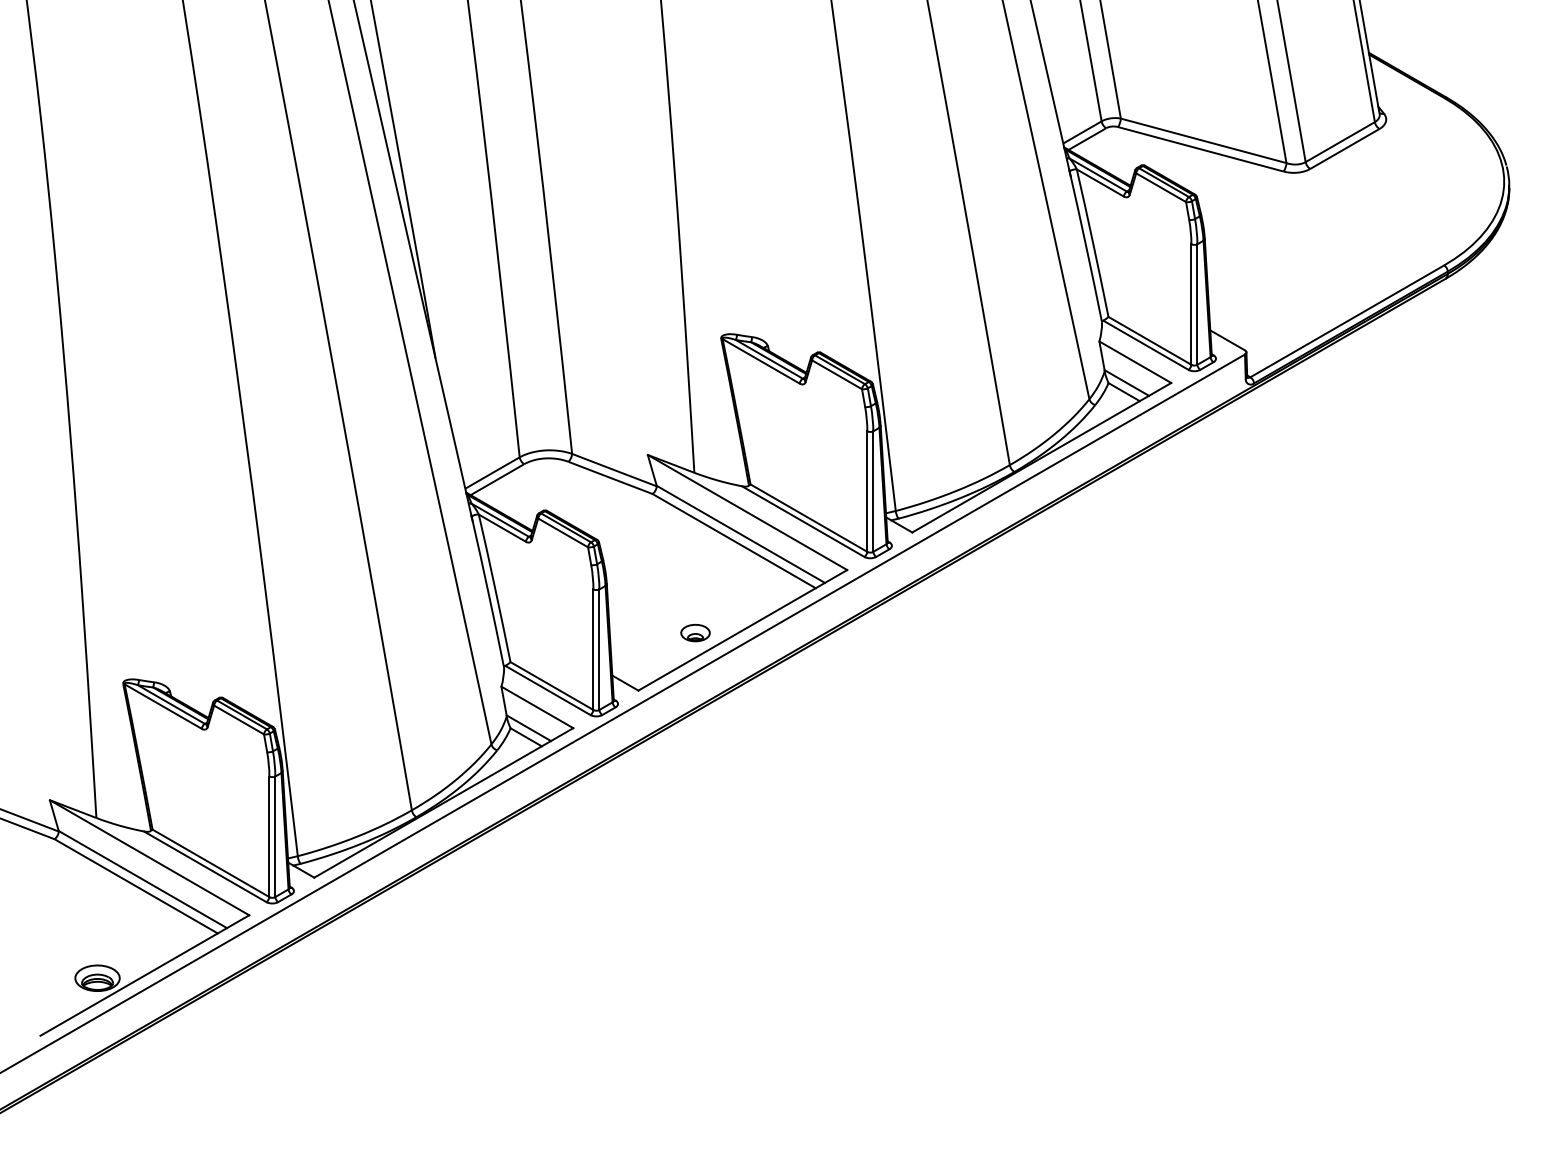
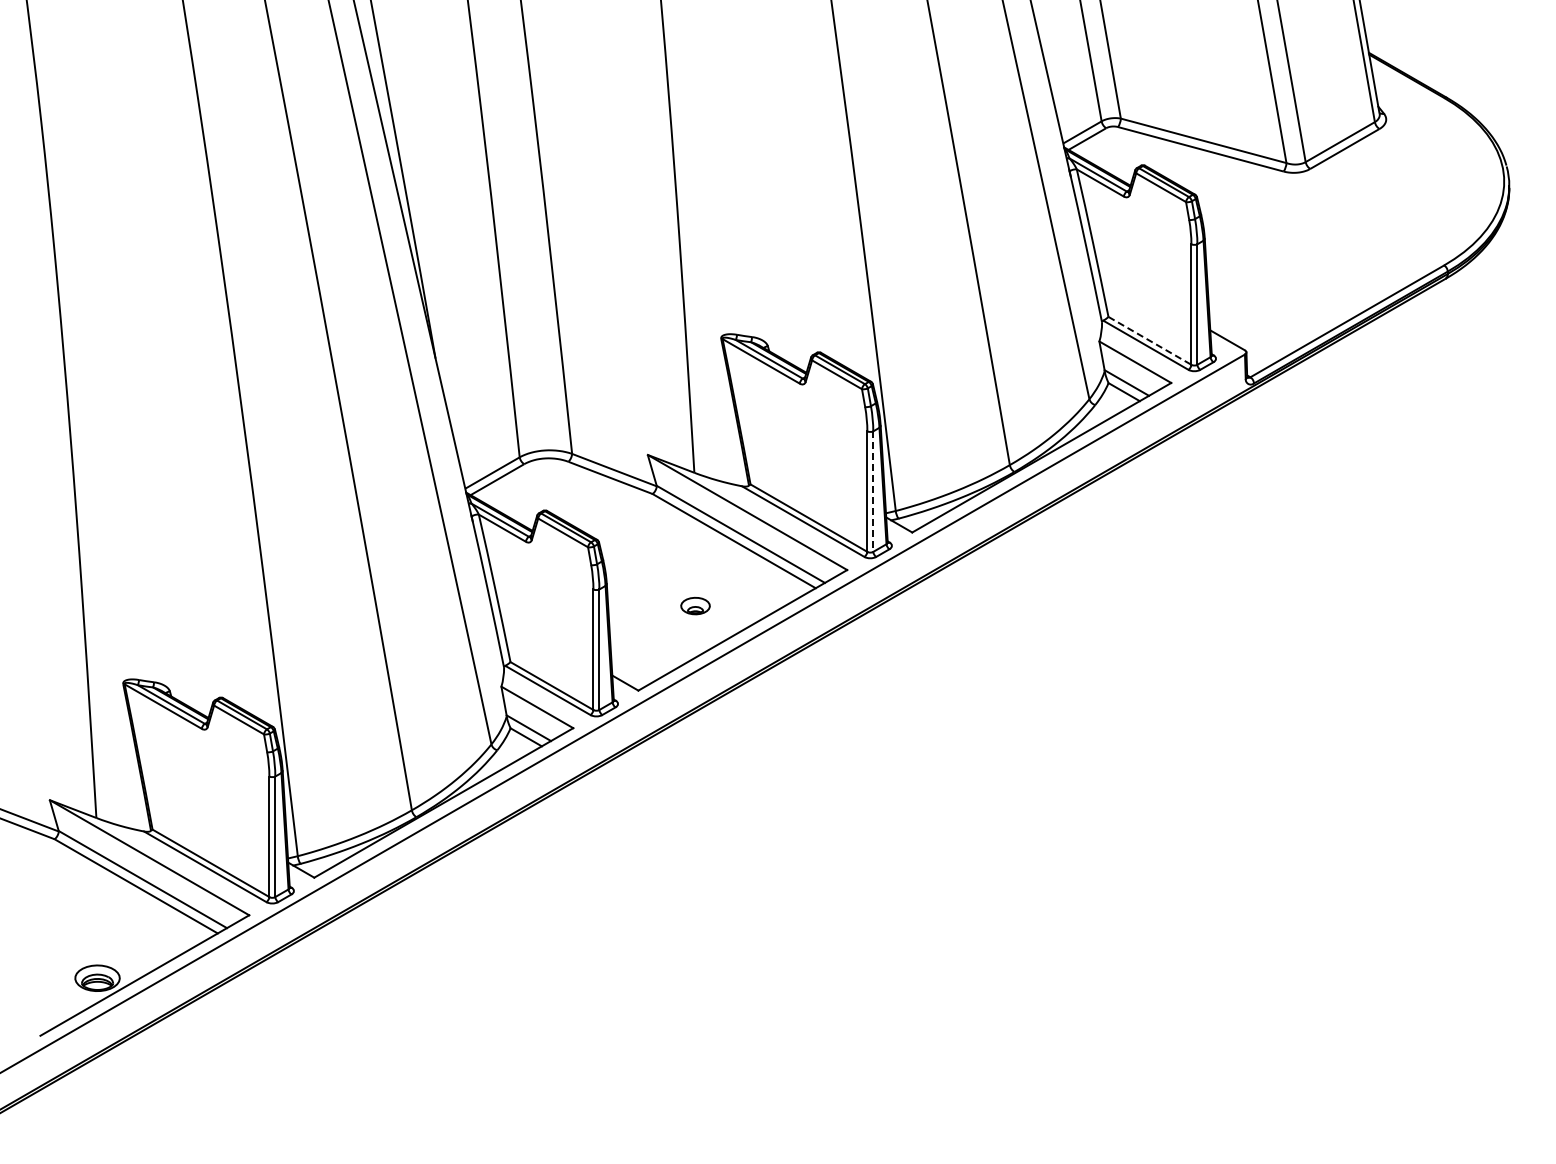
line: solid -> dashed (1149, 340)
line: solid -> dashed (873, 492)
part position: (695, 632) -> (695, 605) (695, 605)
